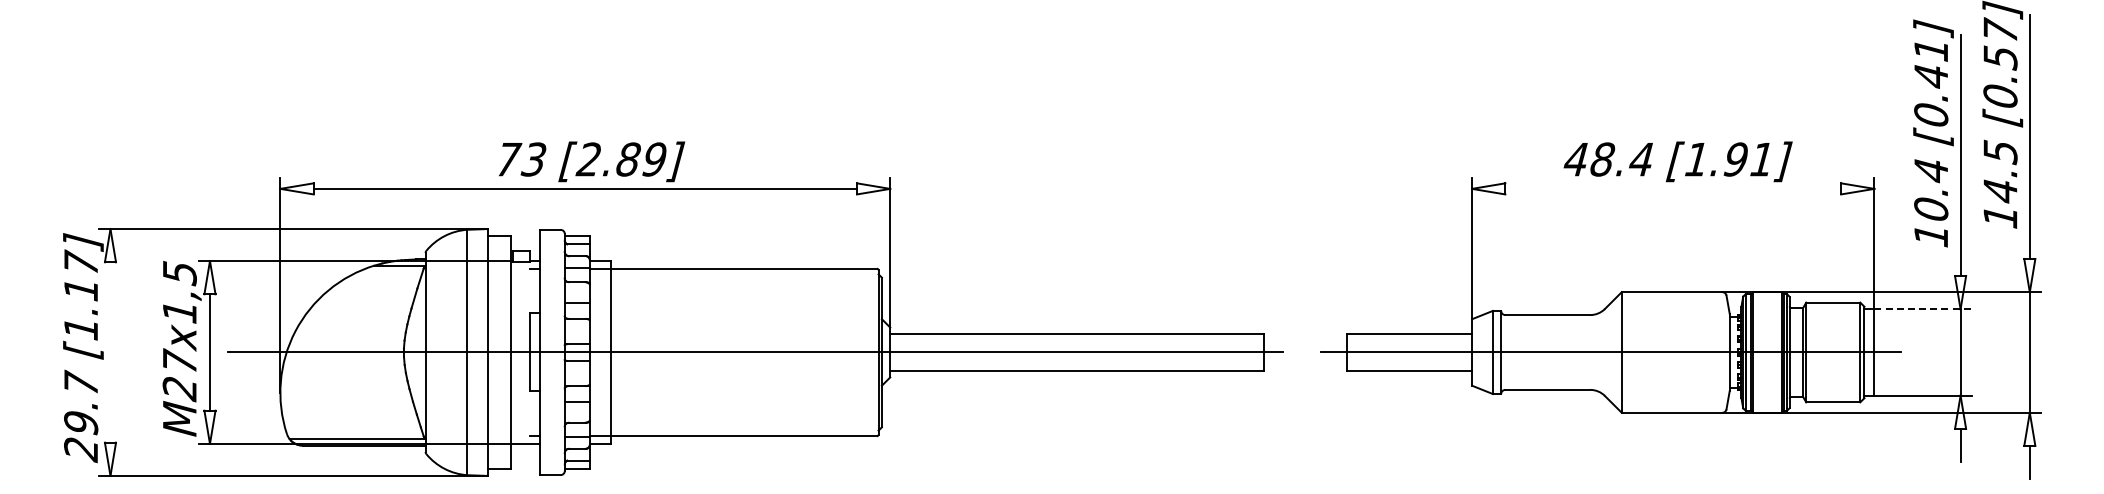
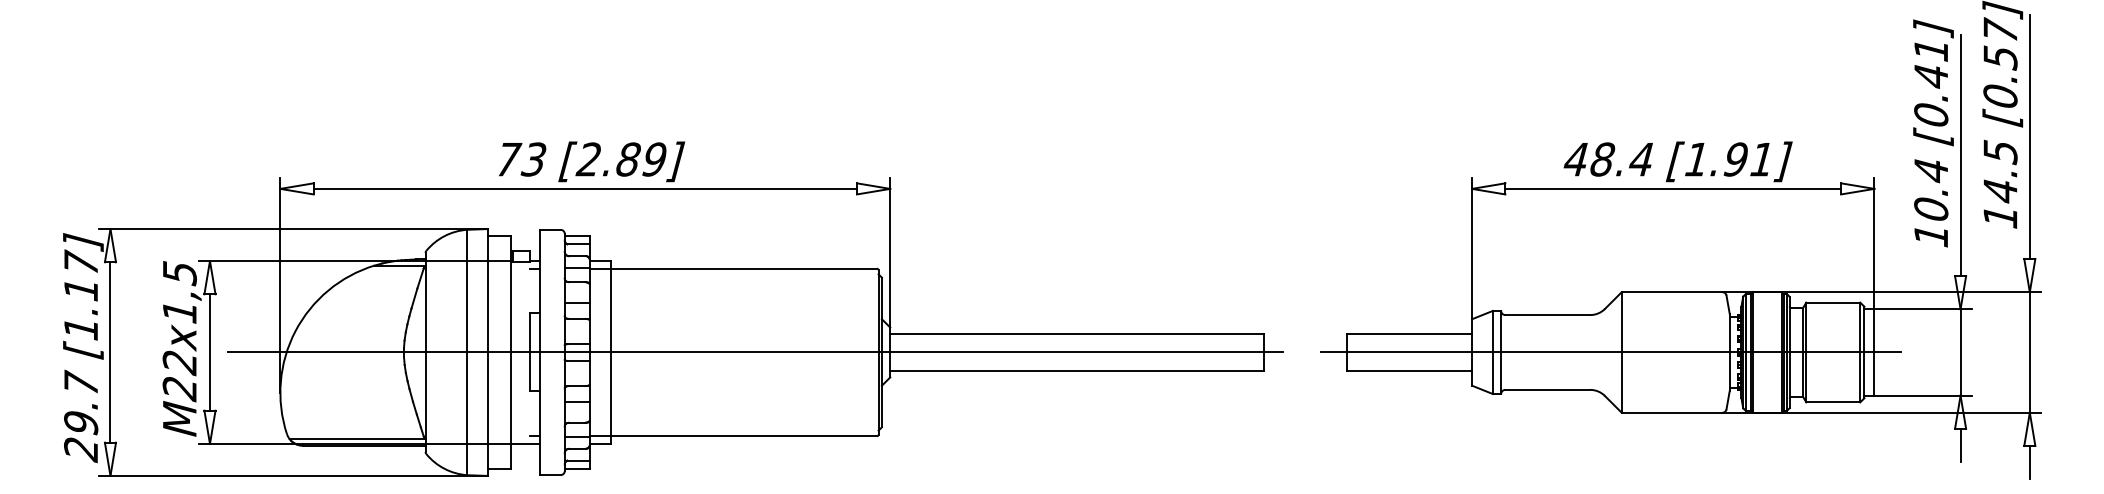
line: none -> present (1673, 188)
line: dashed -> solid (1923, 309)
line: none -> present (110, 352)
text: M27x1,5 -> M22x1,5 (179, 362)
